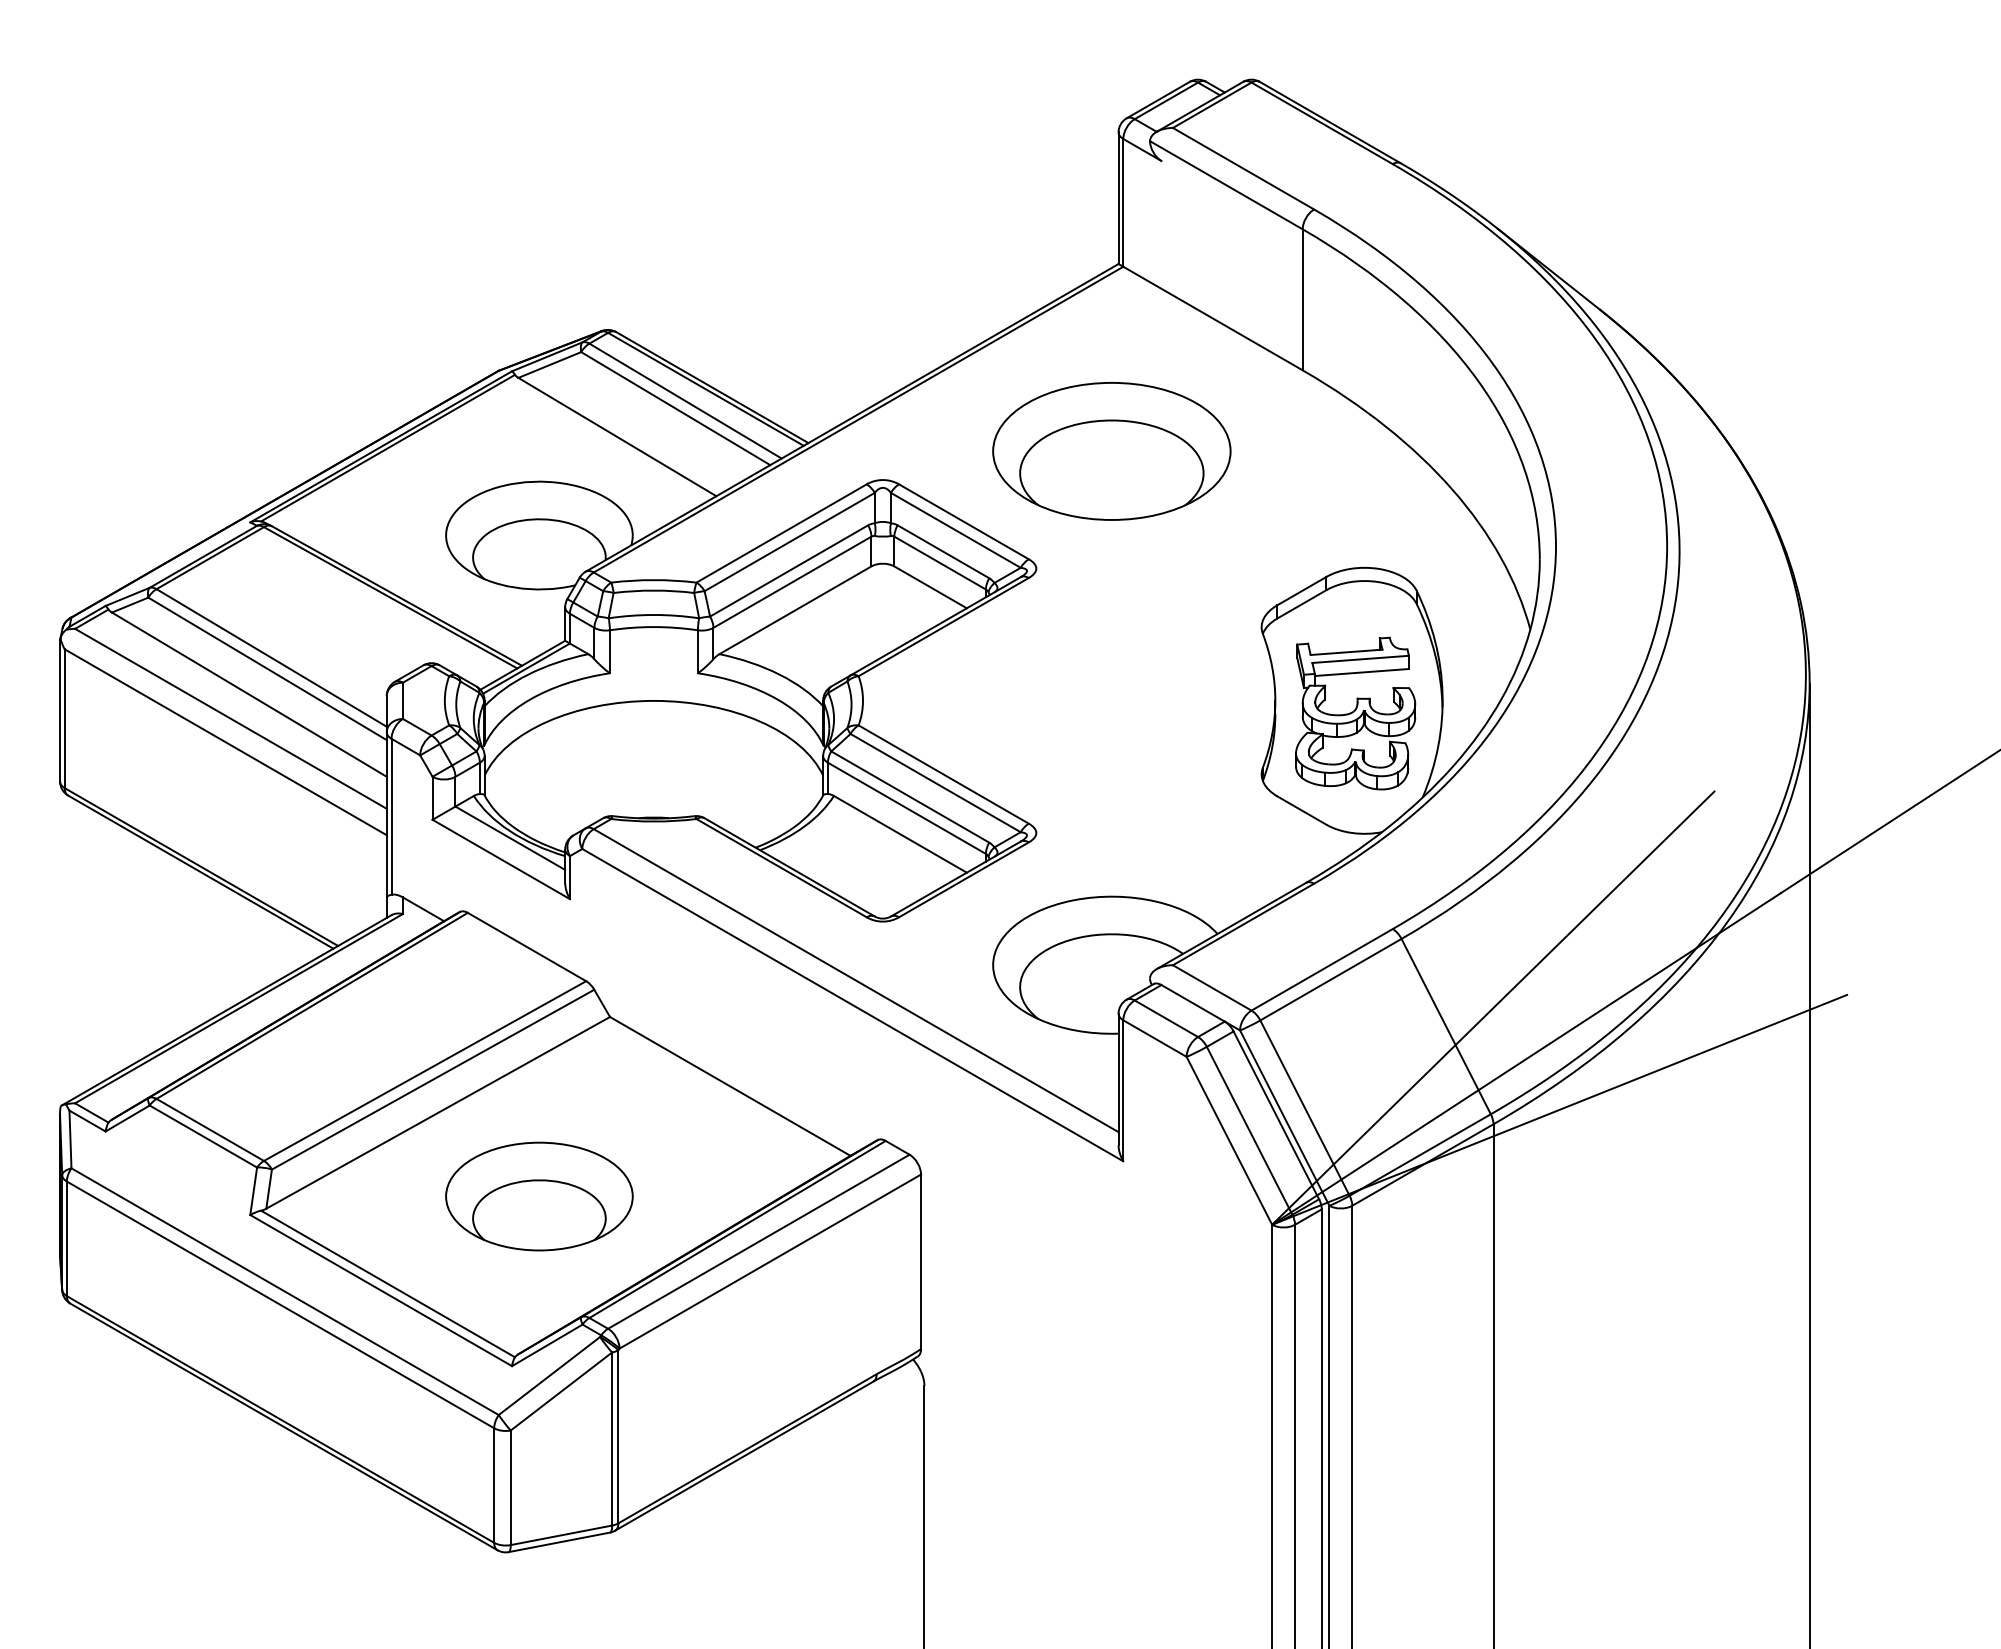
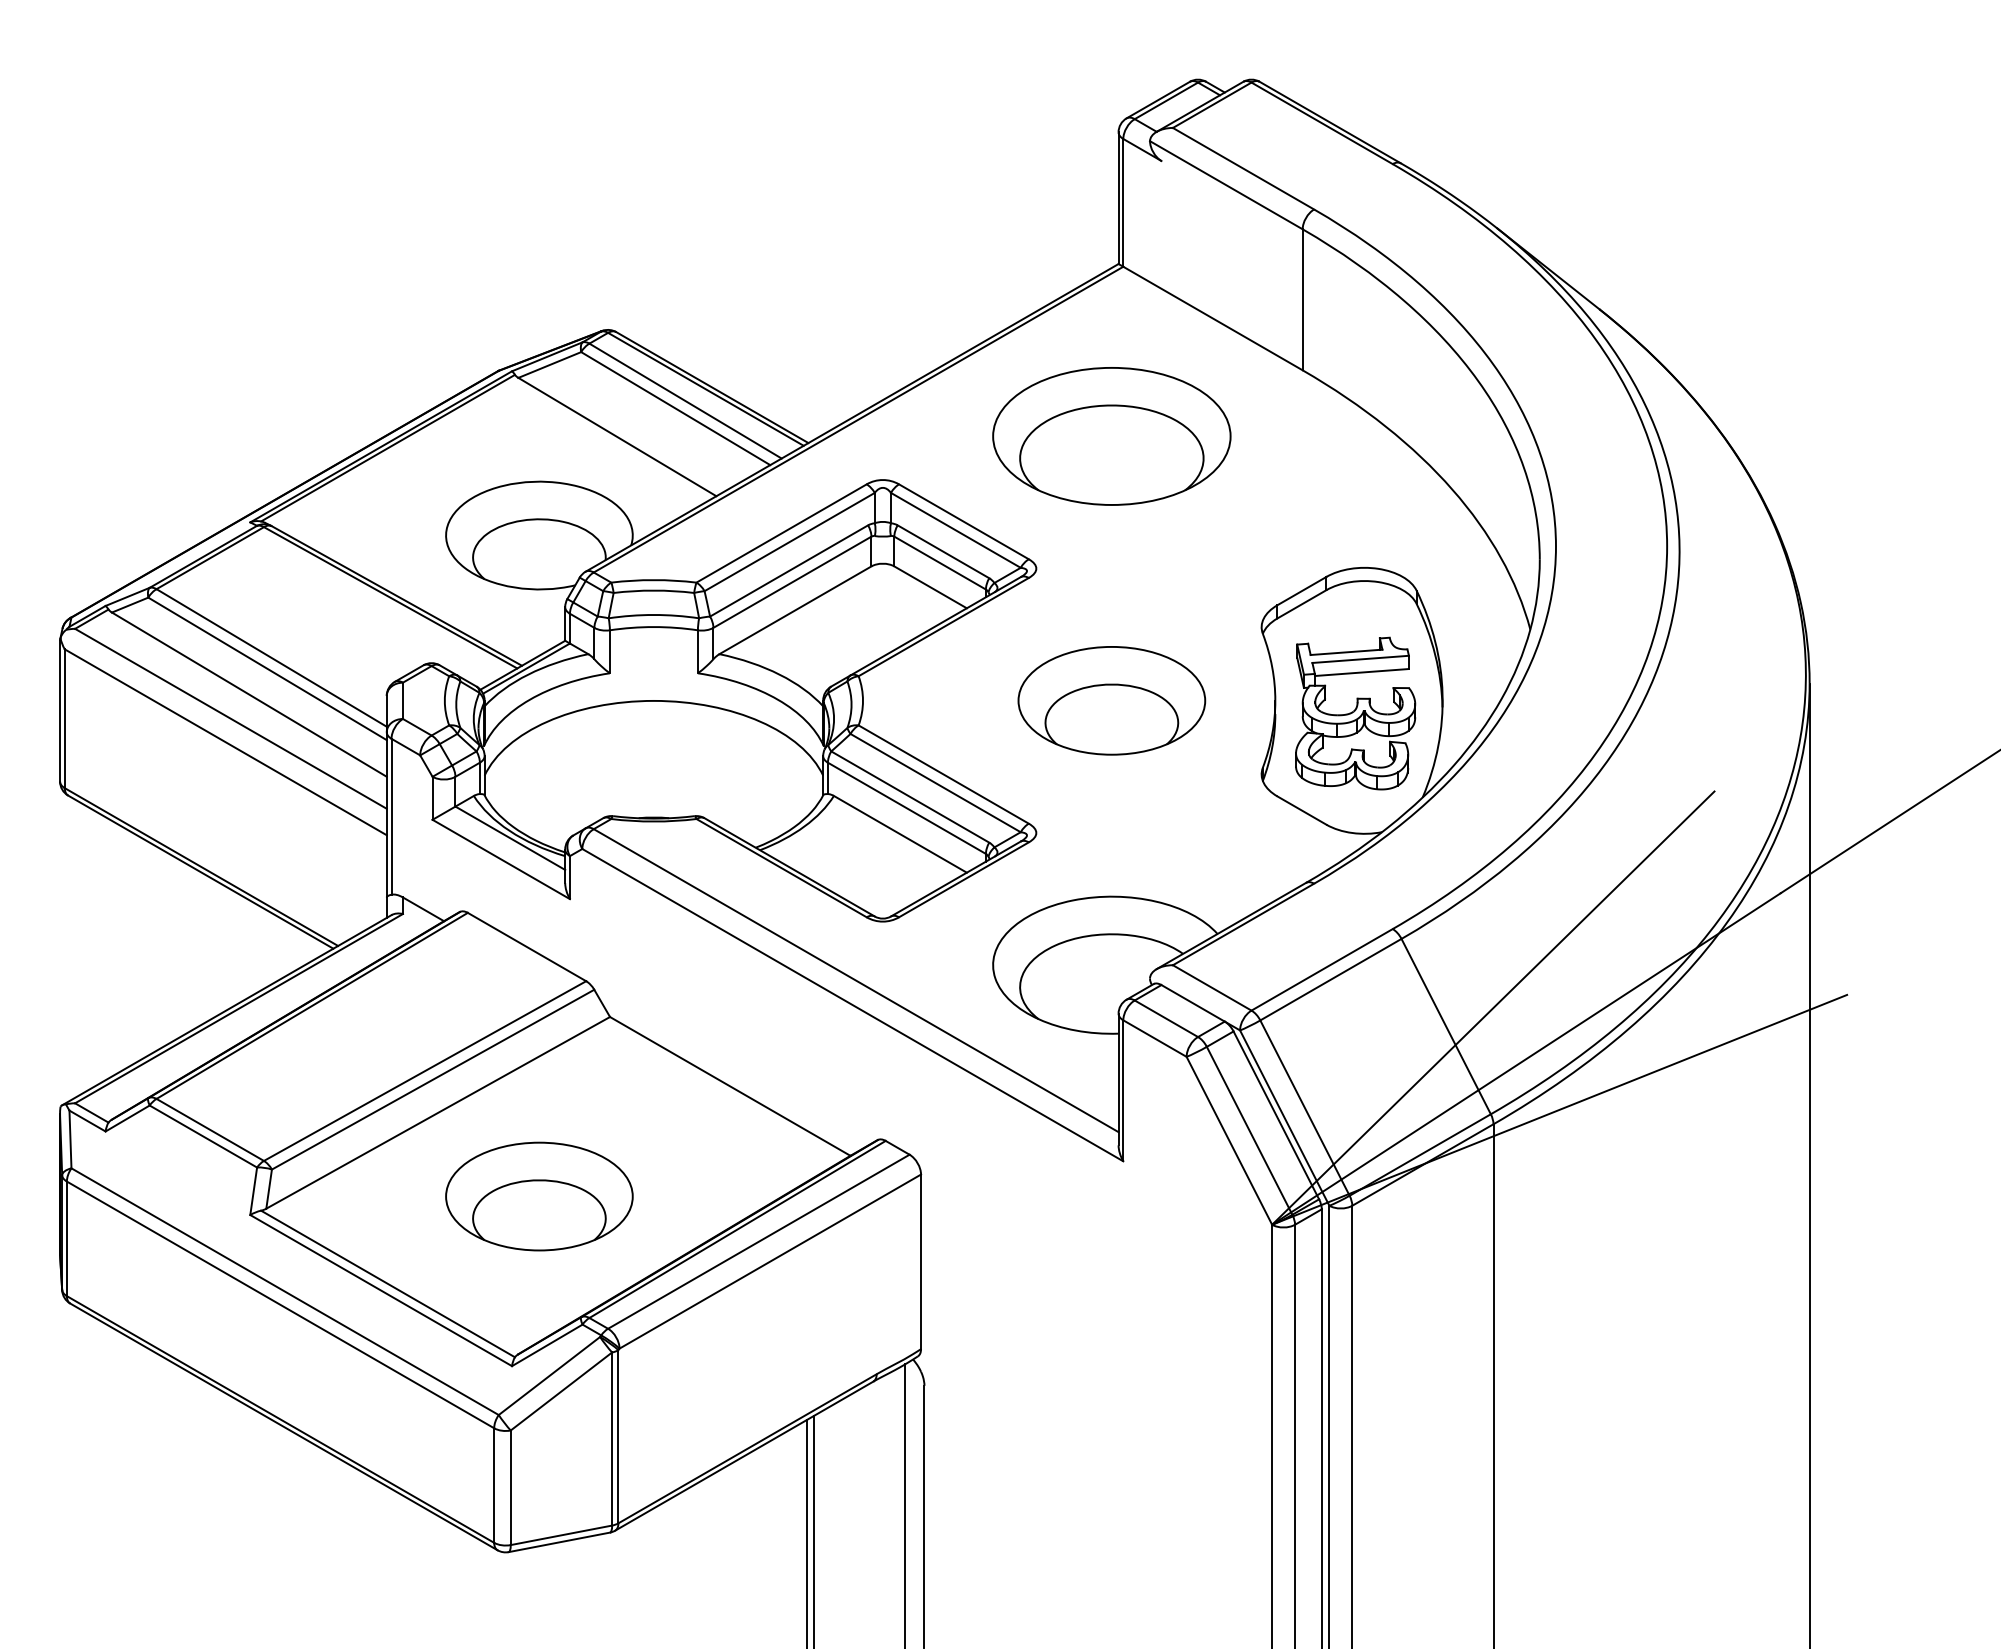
part position: (1111, 451) -> (1111, 436) (1111, 436)
part: none -> present (1111, 700)
line: none -> present (905, 1504)
line: none -> present (814, 1530)
line: none -> present (806, 1532)
